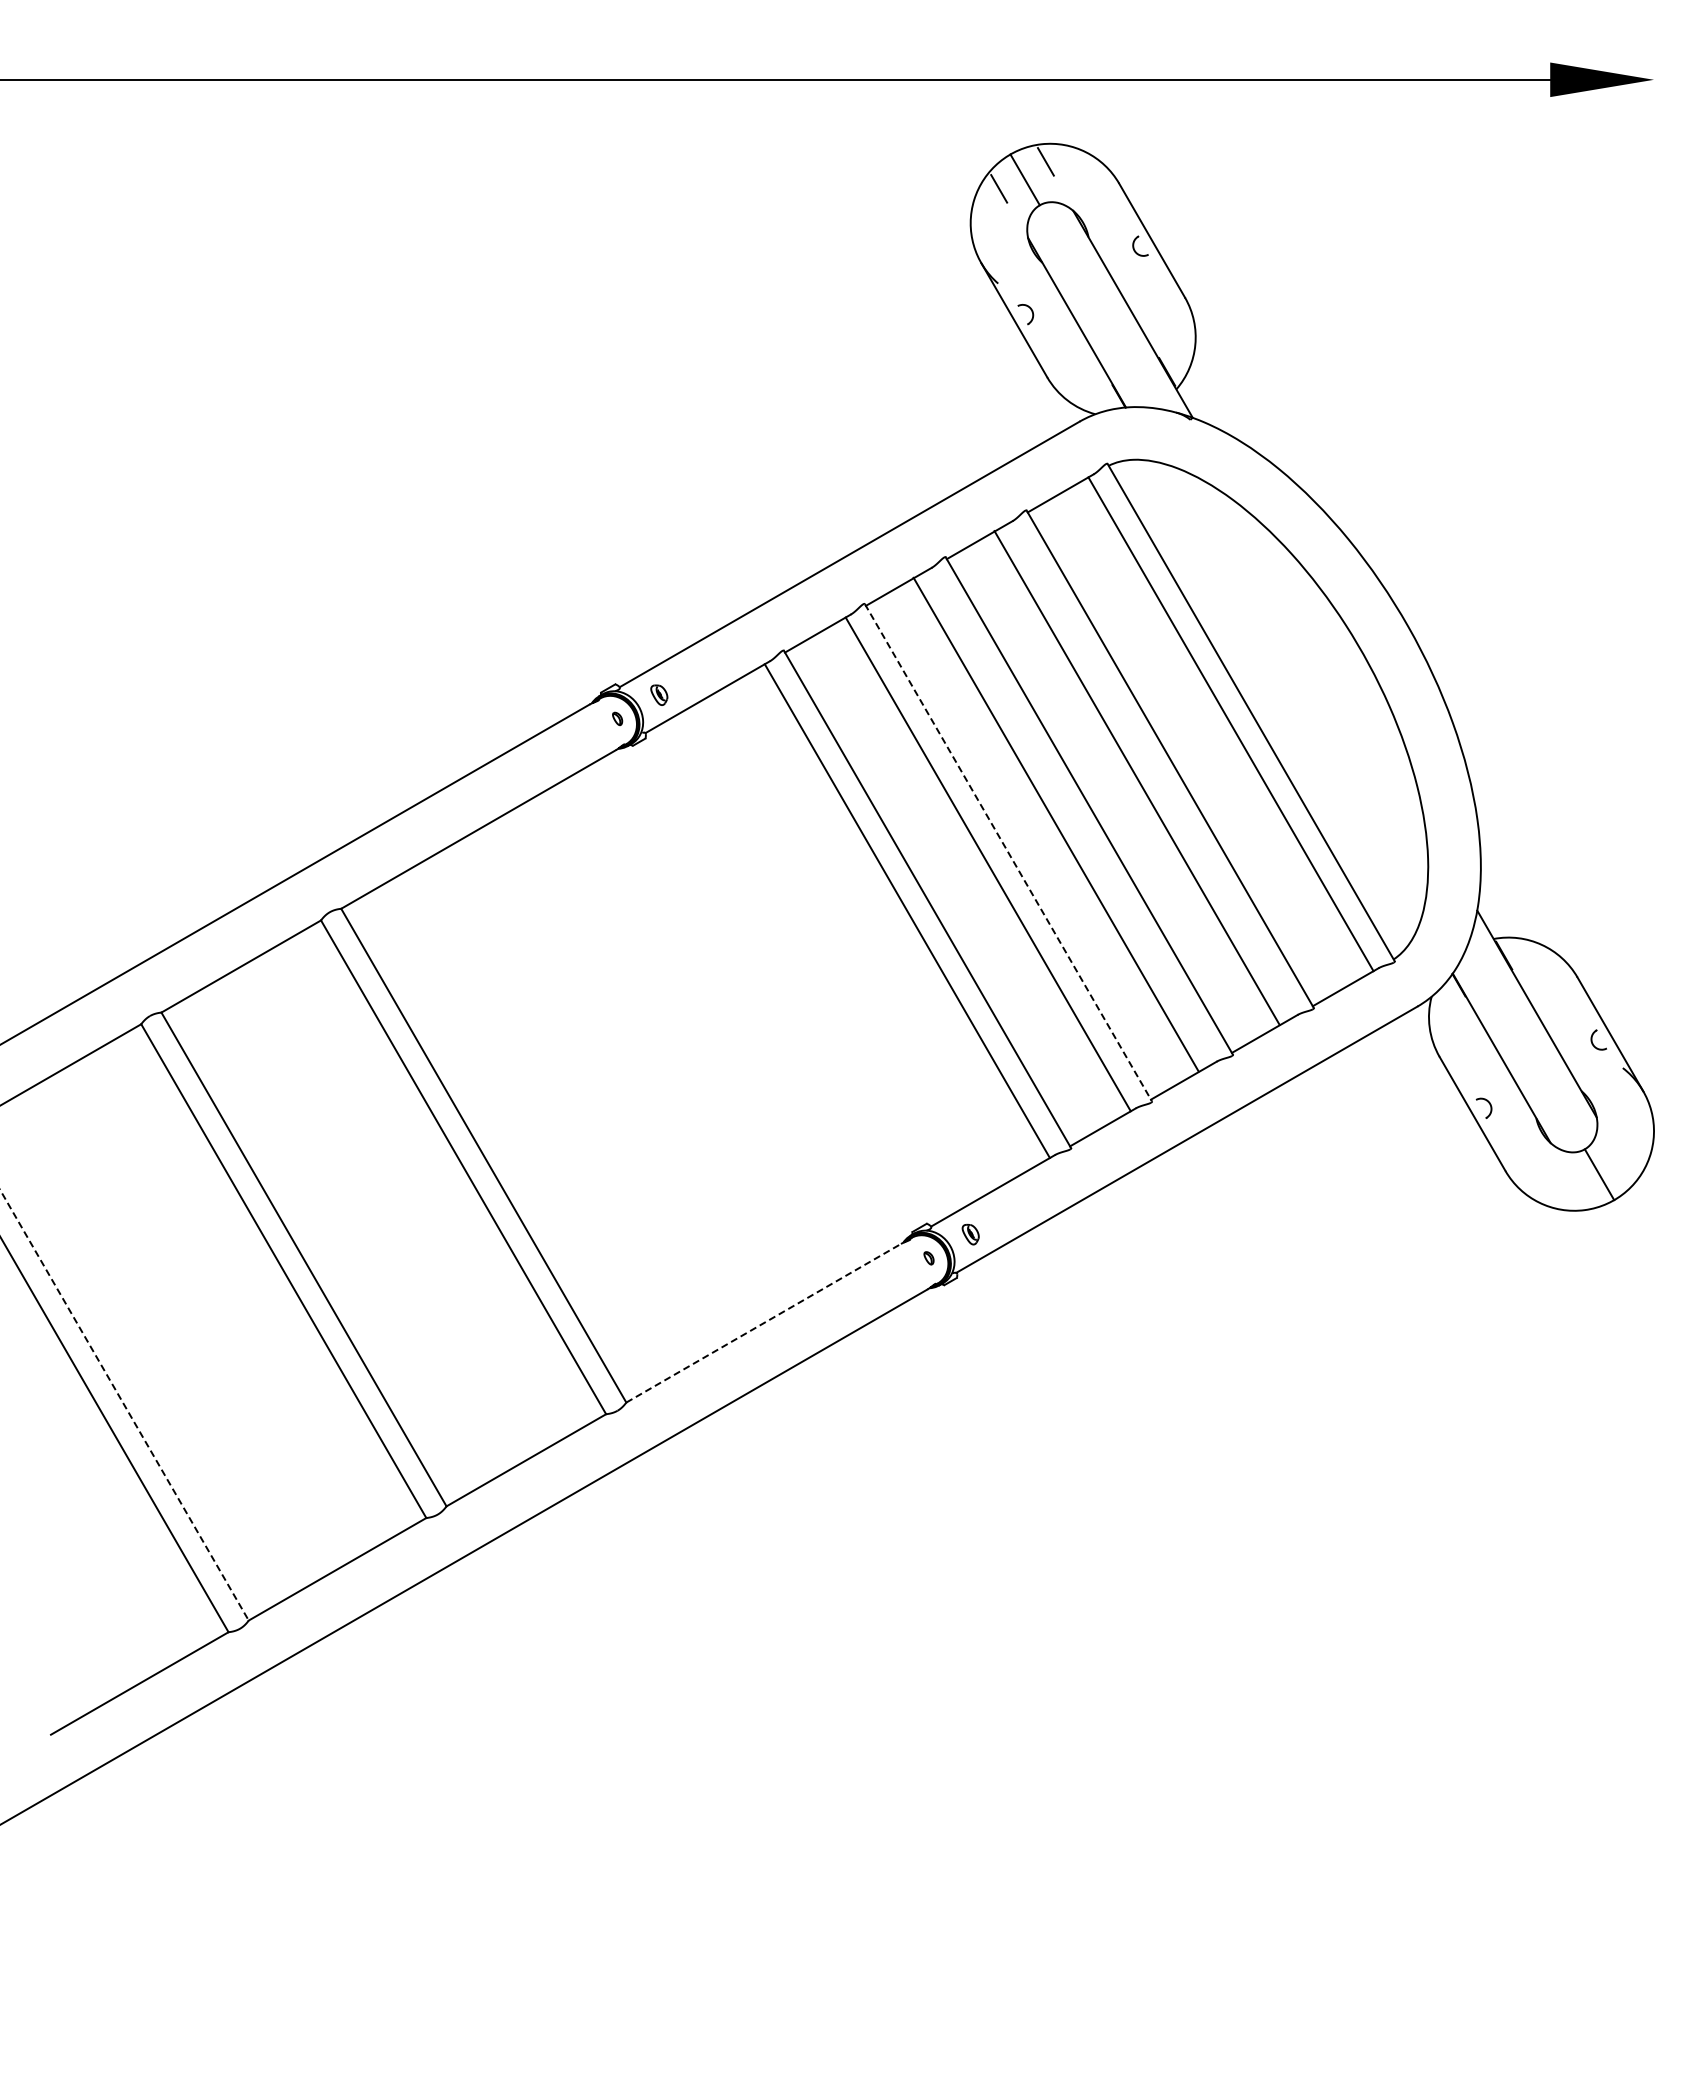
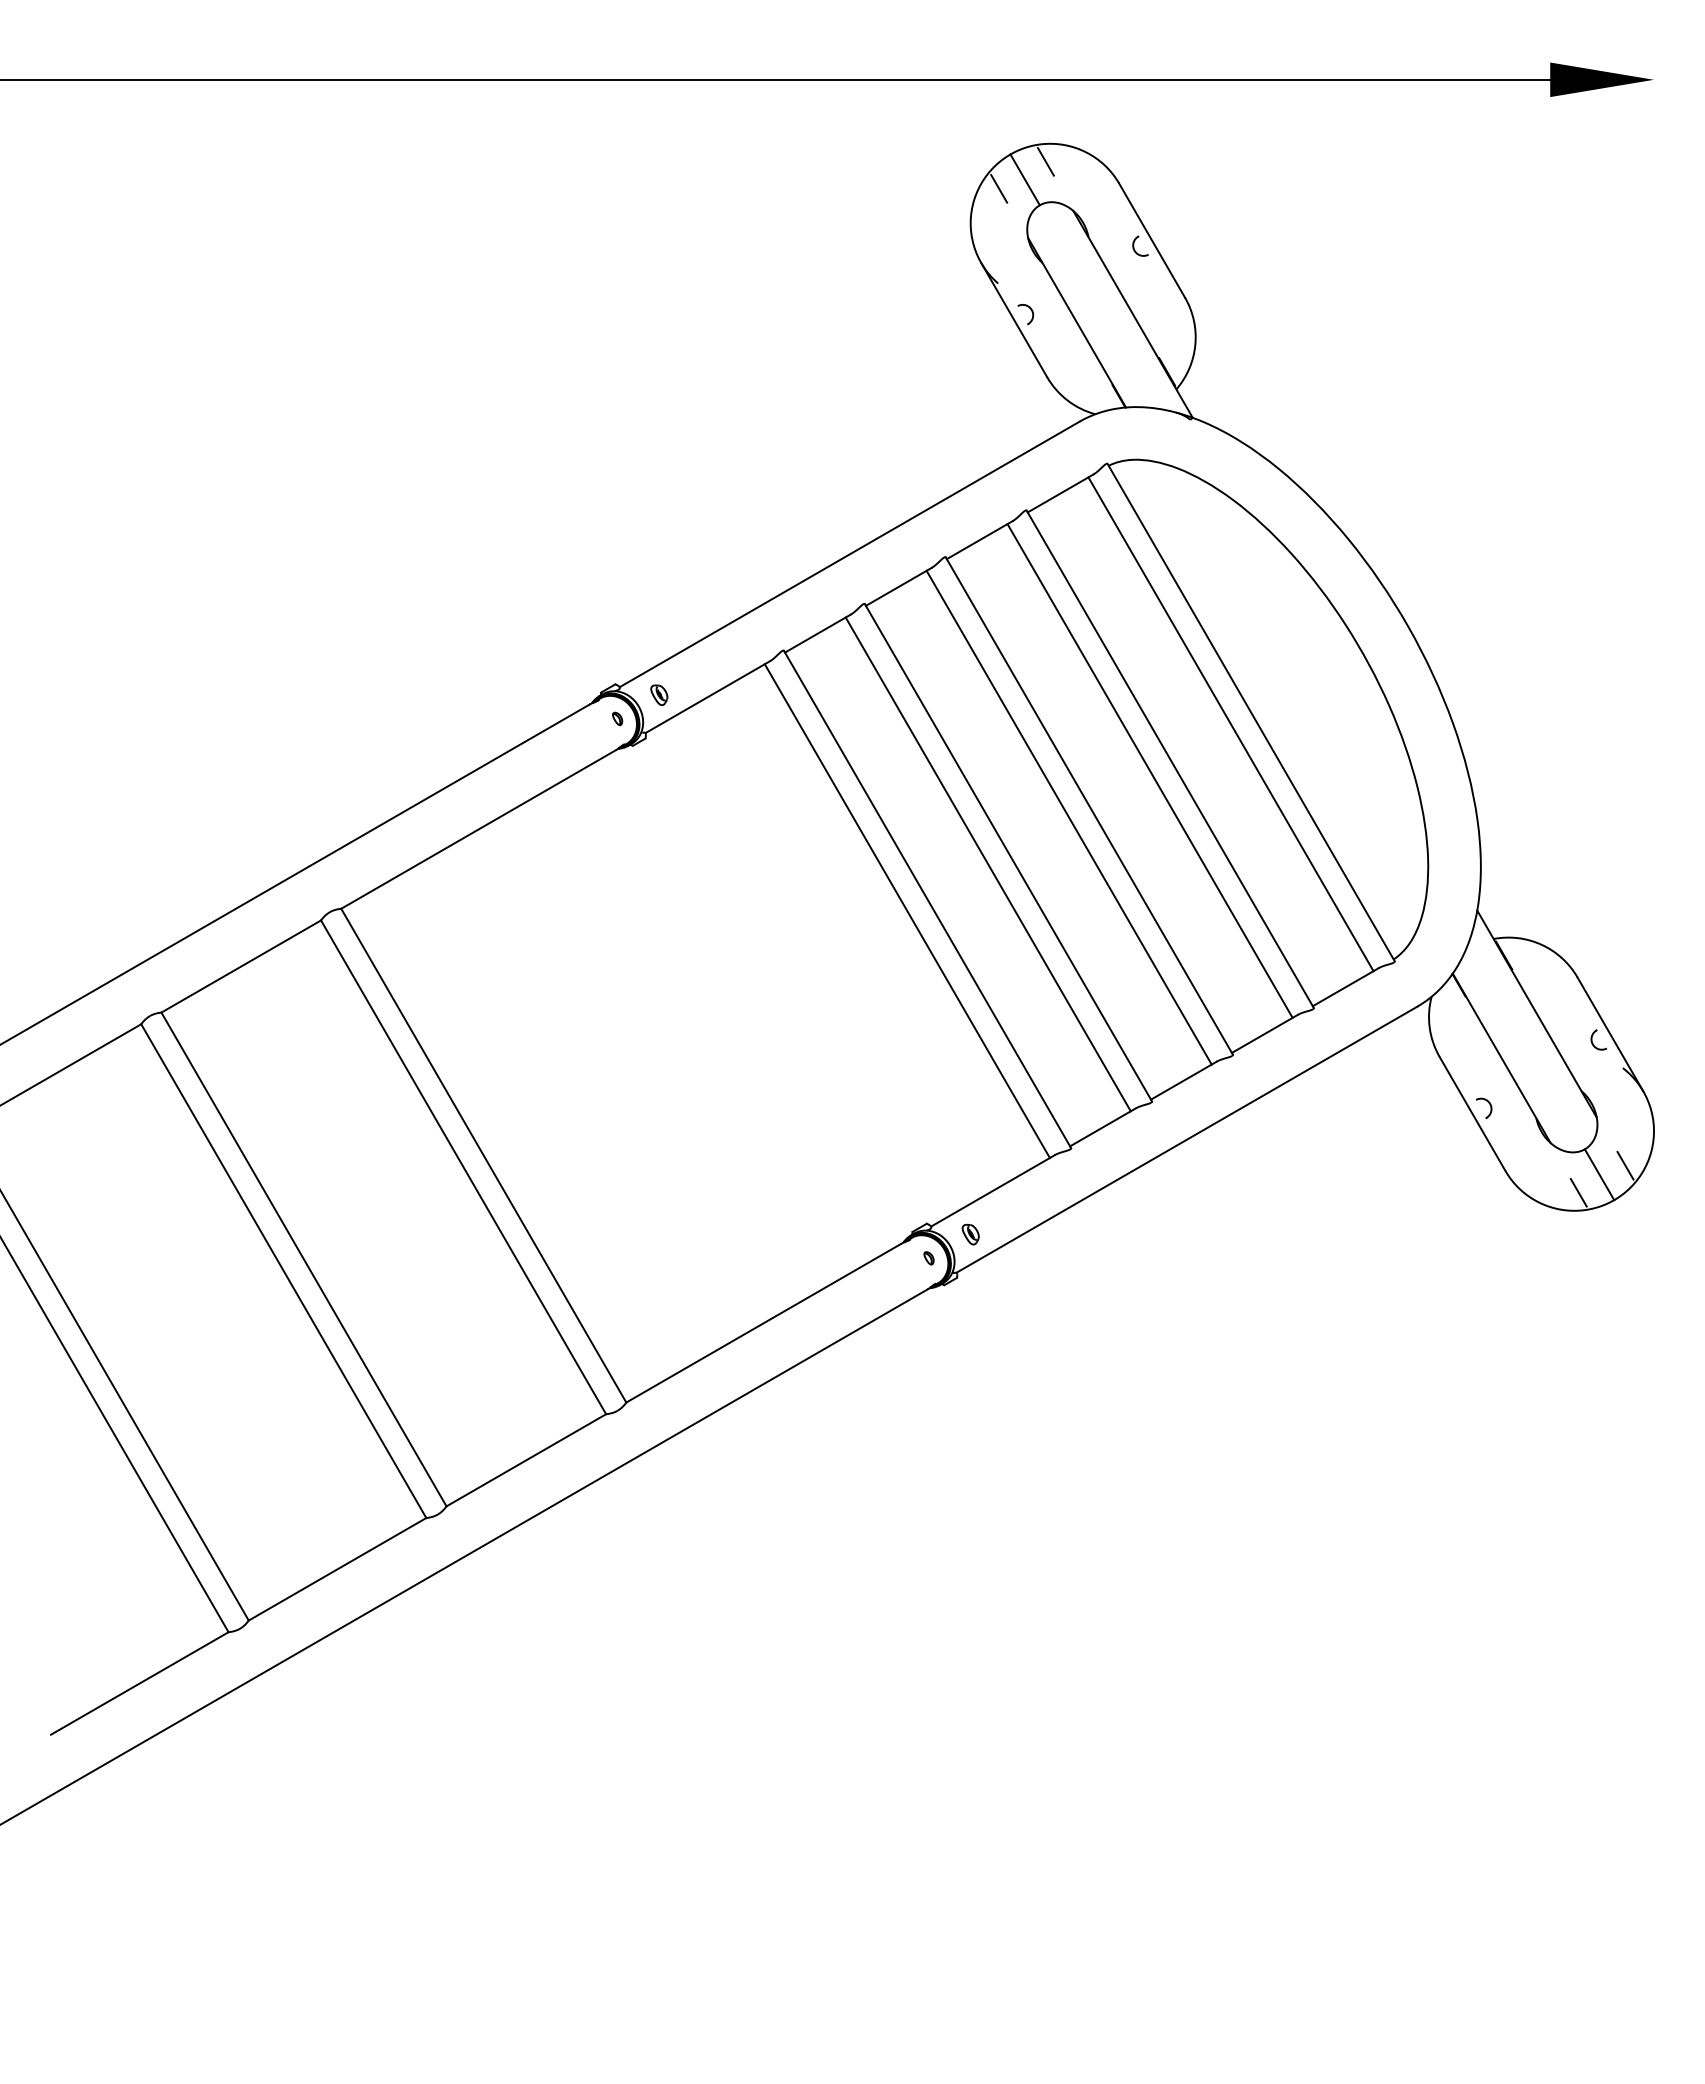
line position: (1136, 777) -> (1149, 770) (1149, 770)
line position: (1055, 824) -> (1068, 817) (1068, 817)
line: dashed -> solid (1008, 853)
line: none -> present (1625, 1165)
line: none -> present (1578, 1192)
line: dashed -> solid (763, 1323)
line: dashed -> solid (124, 1405)
